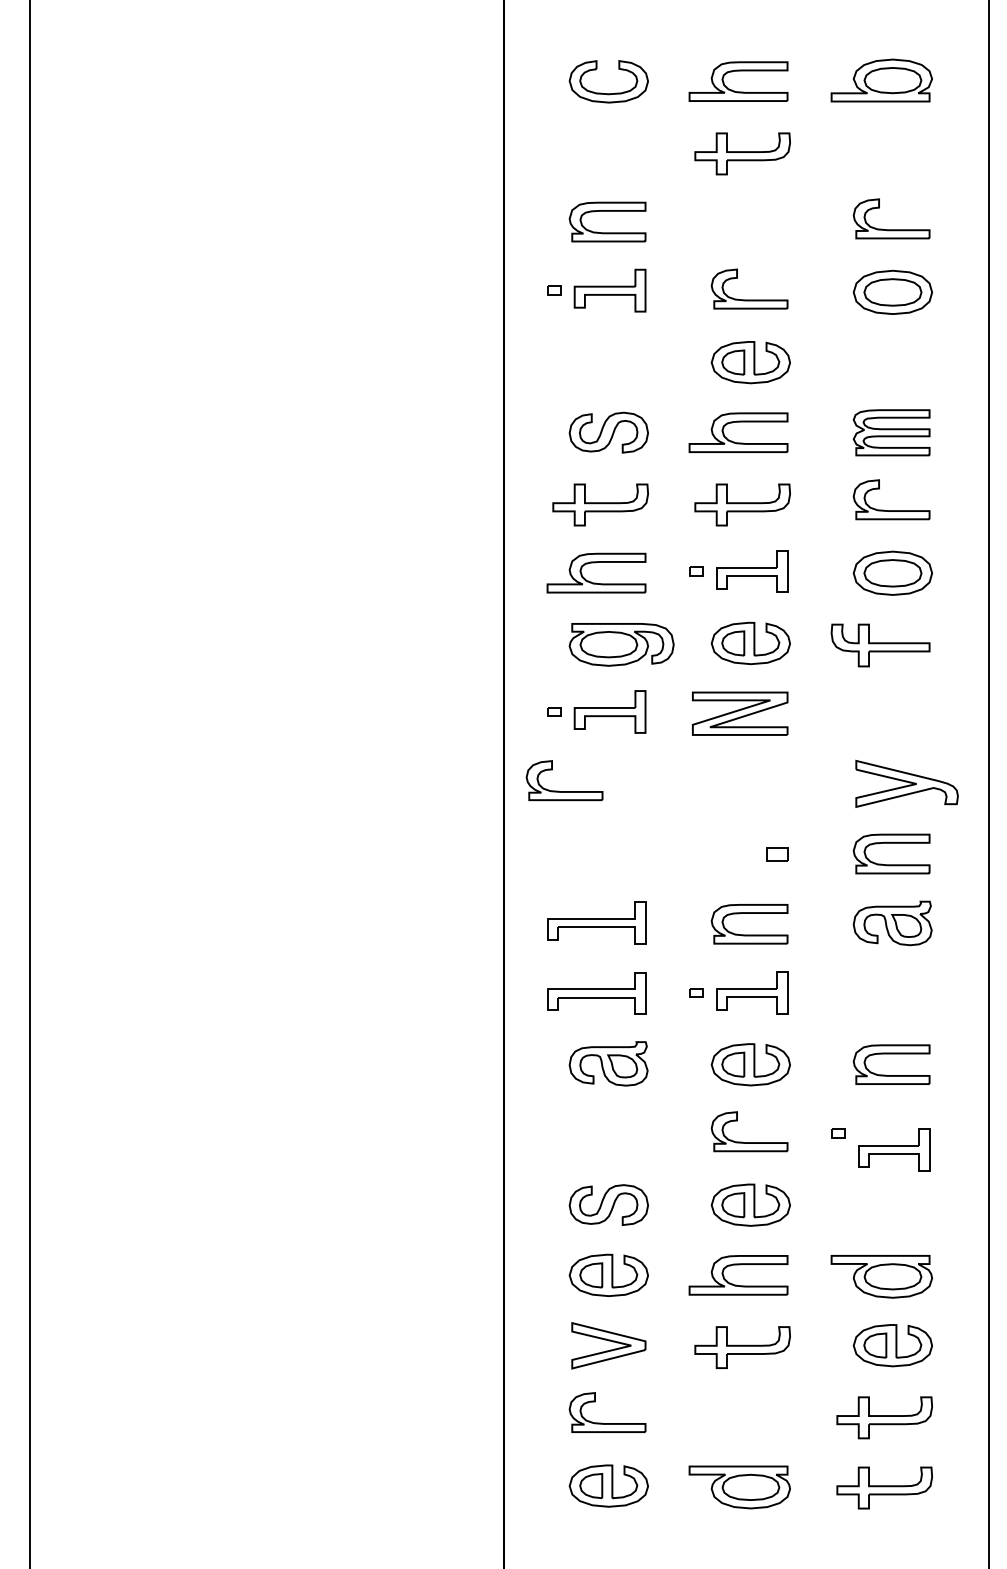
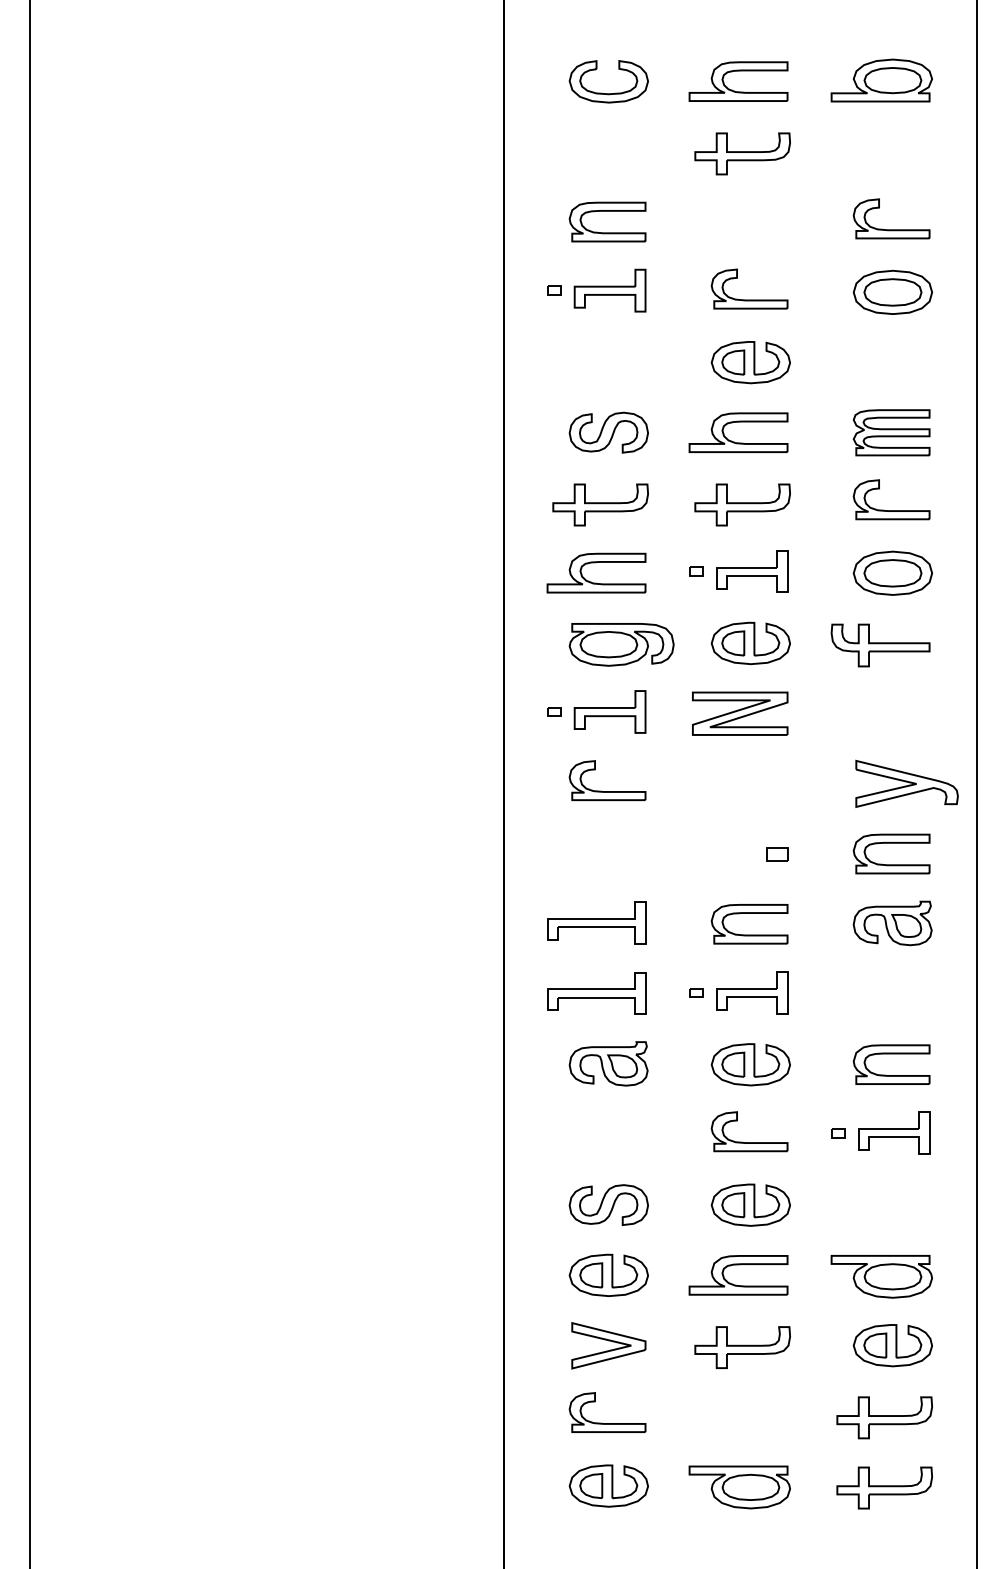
line position: (988, 783) -> (976, 783) (976, 783)
part position: (564, 791) -> (607, 791) (607, 791)
part position: (894, 1149) -> (894, 1132) (894, 1132)
